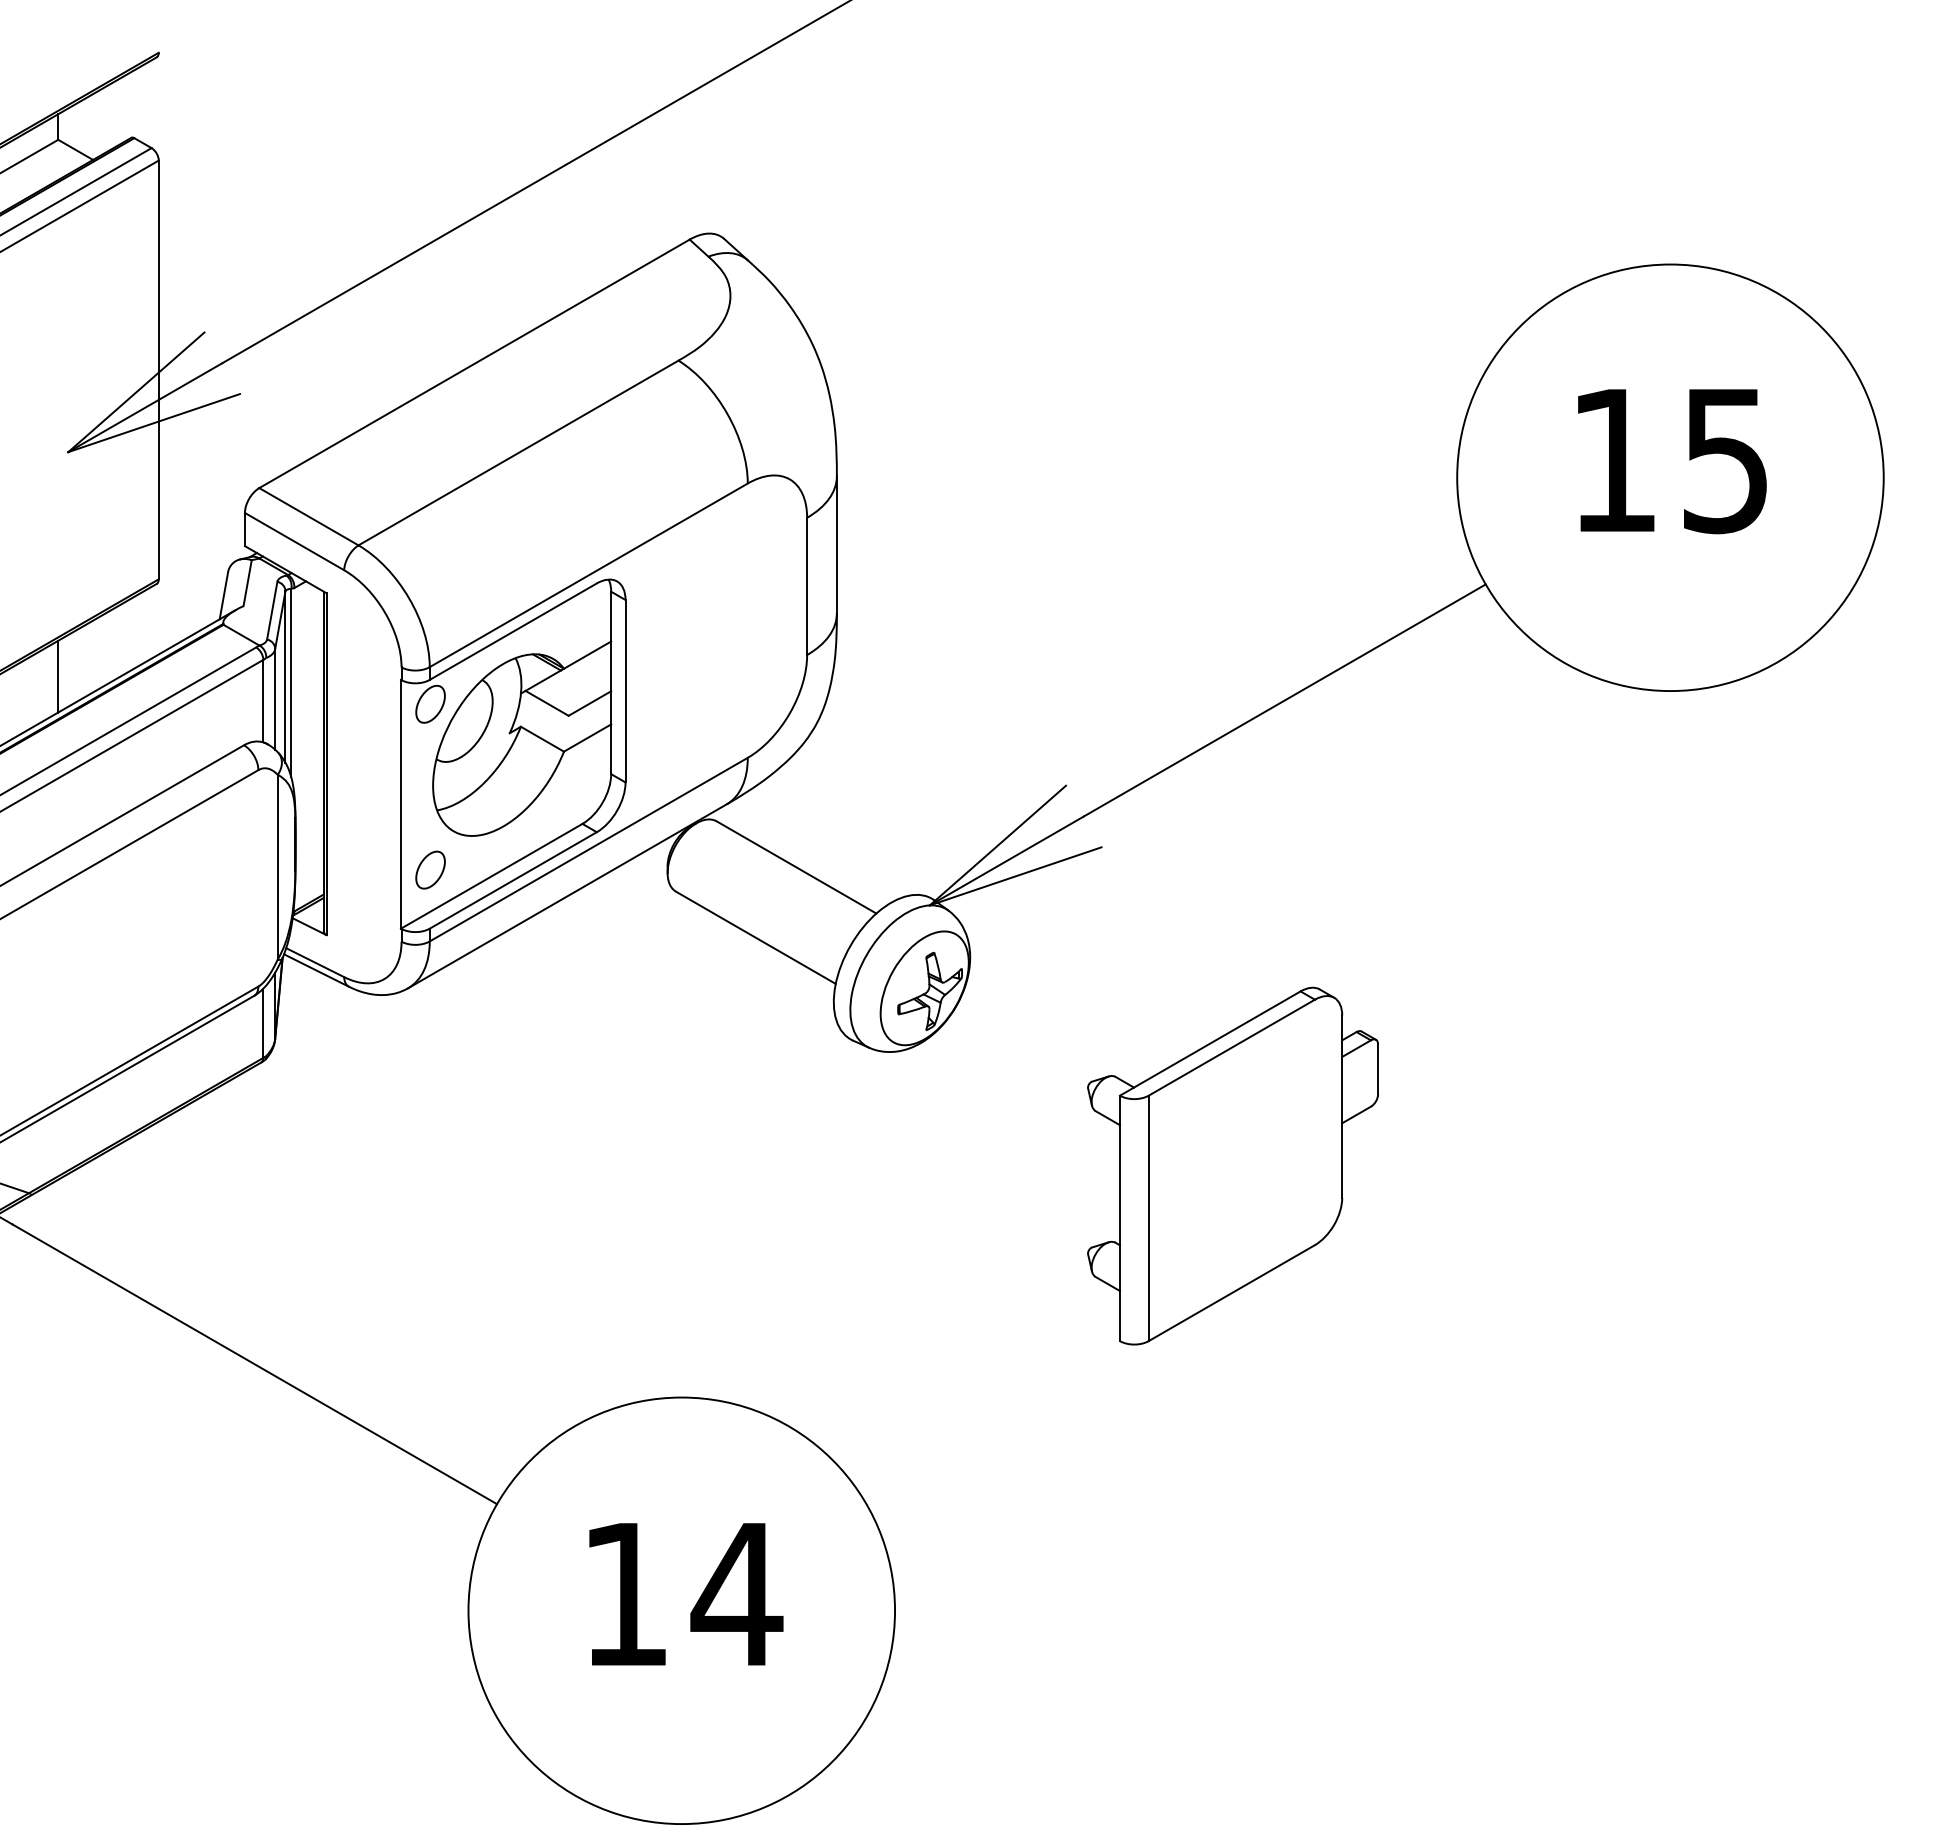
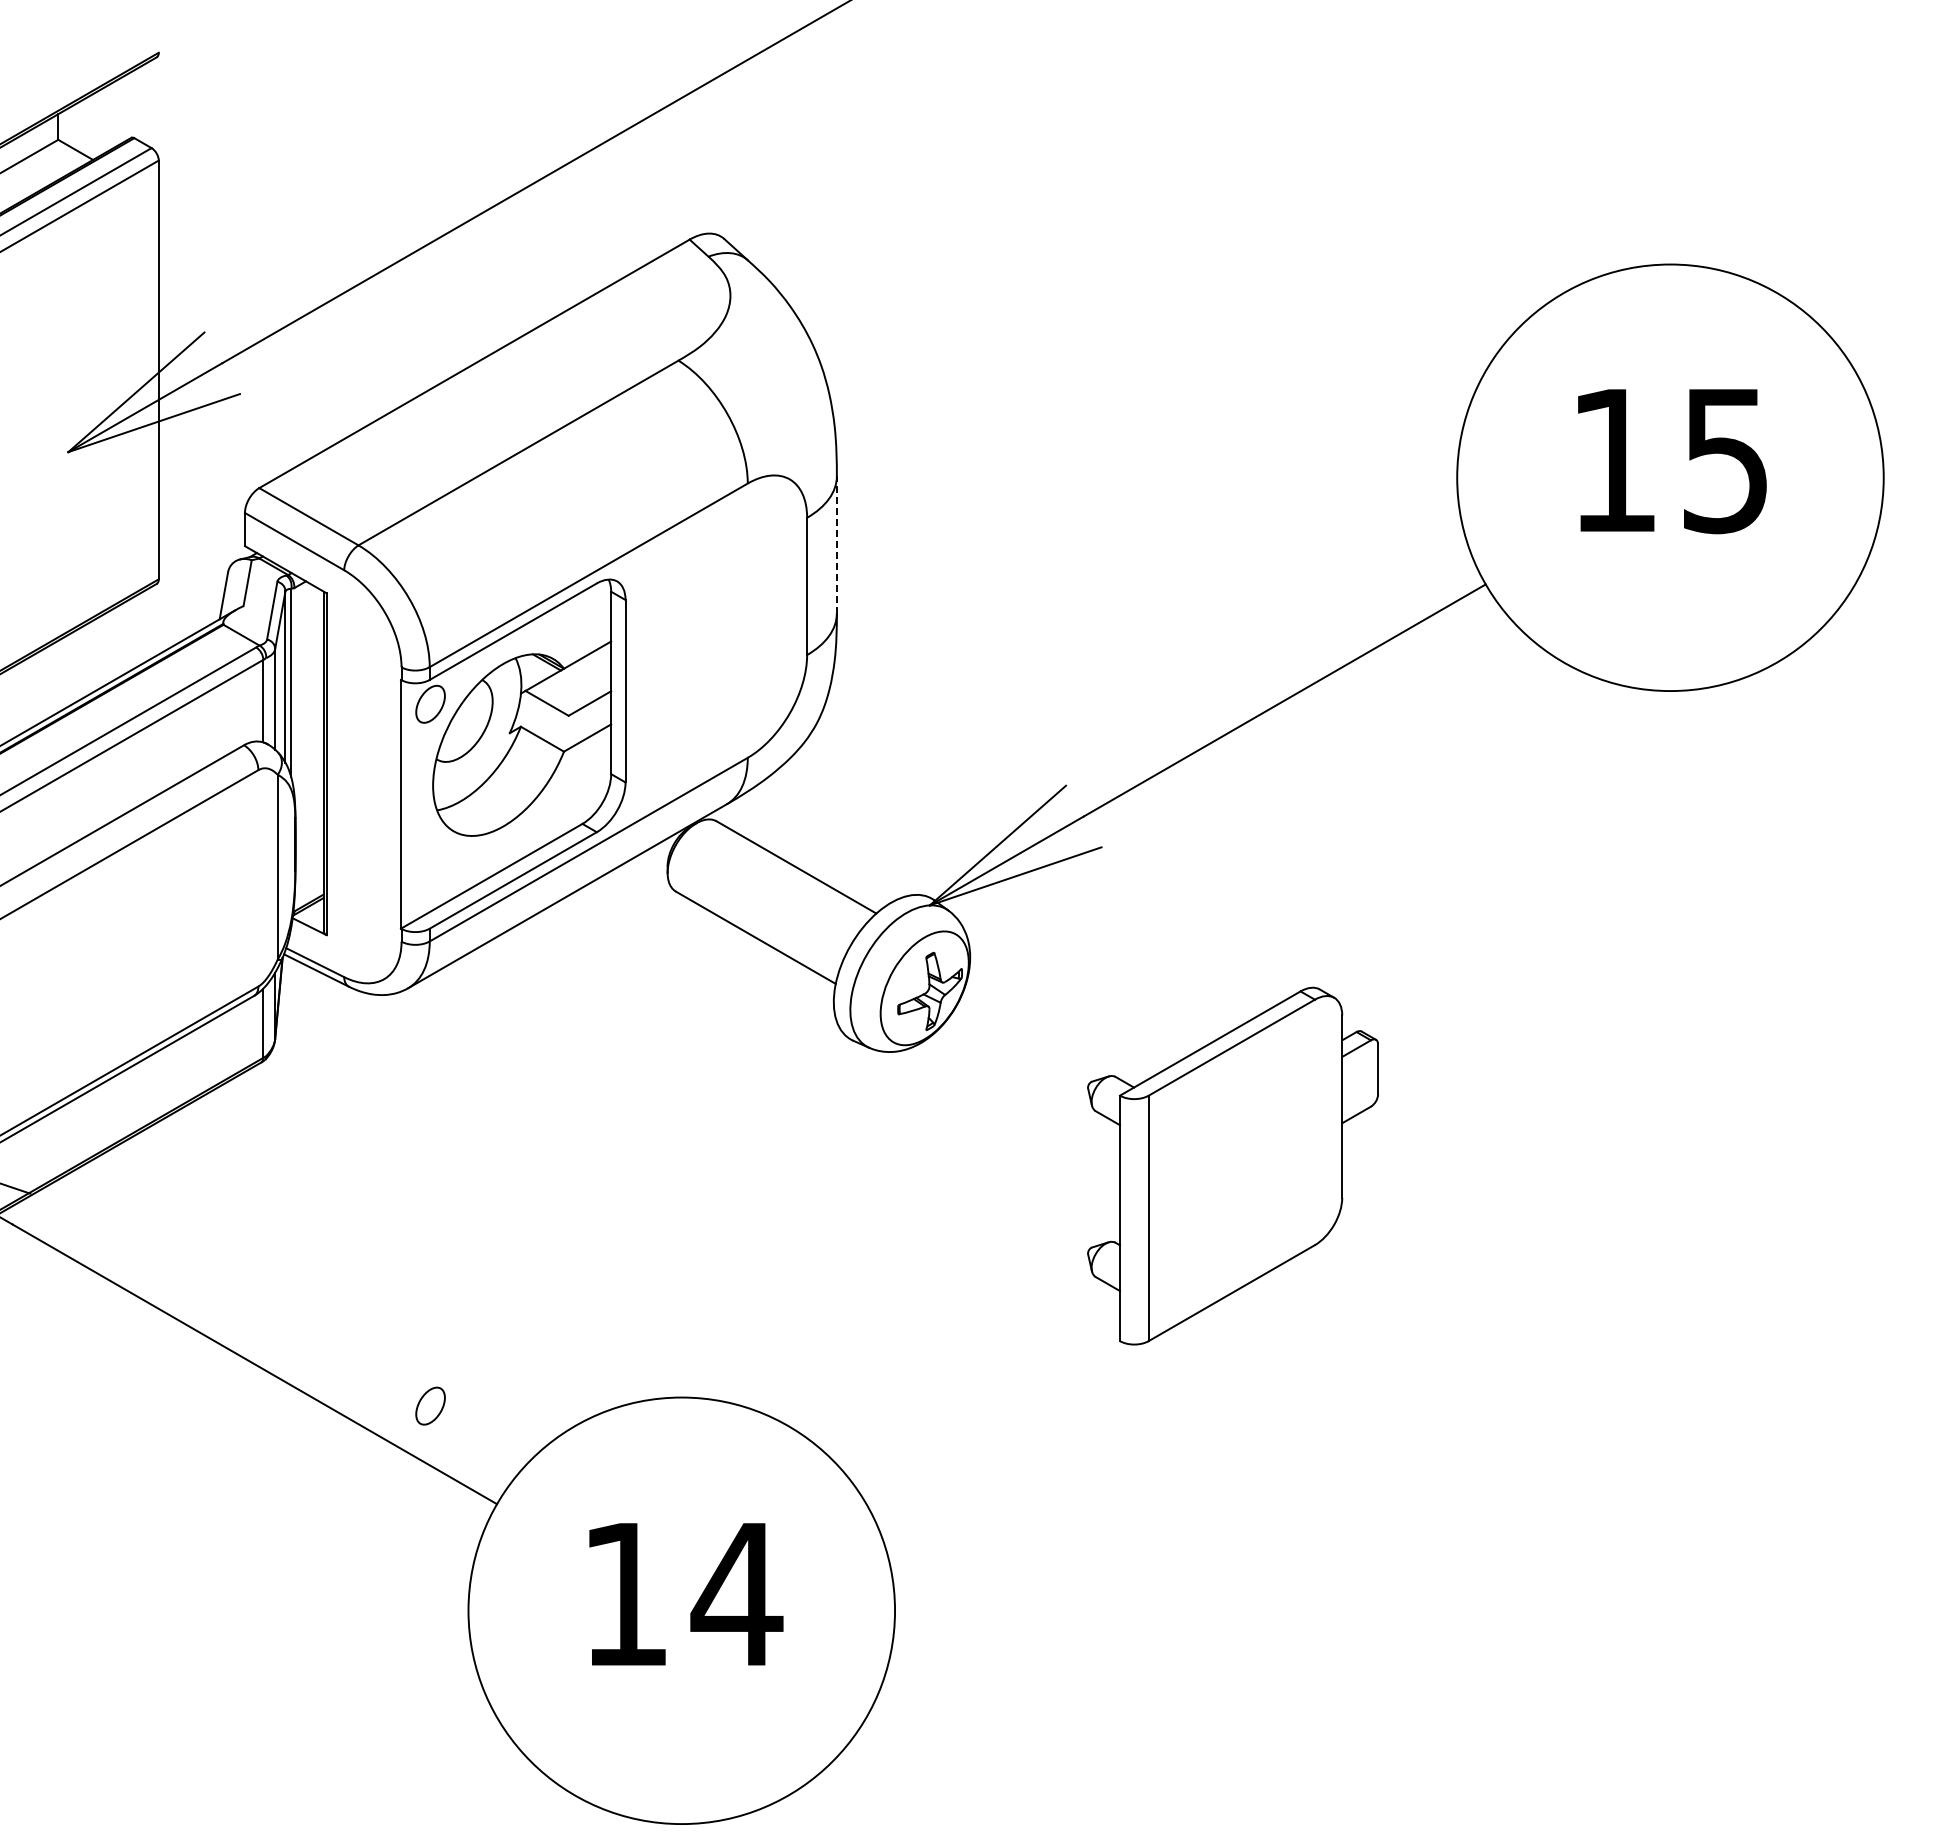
line: solid -> dashed (836, 544)
line: present -> none (58, 676)
part position: (430, 869) -> (430, 1405) (430, 1405)
